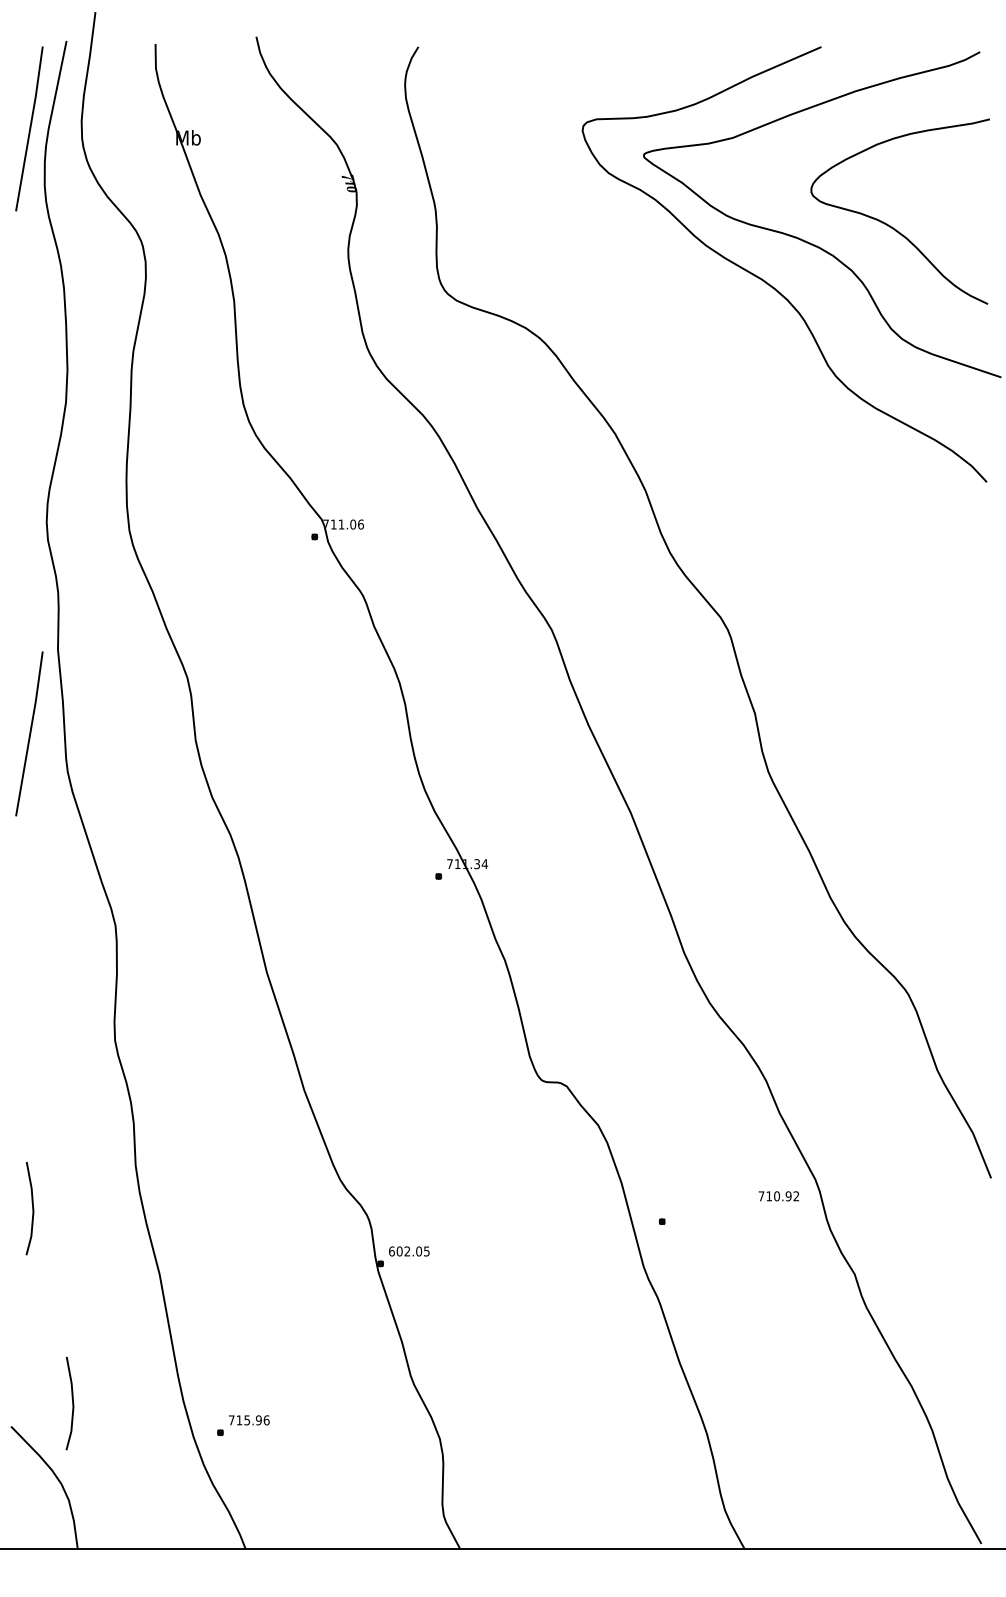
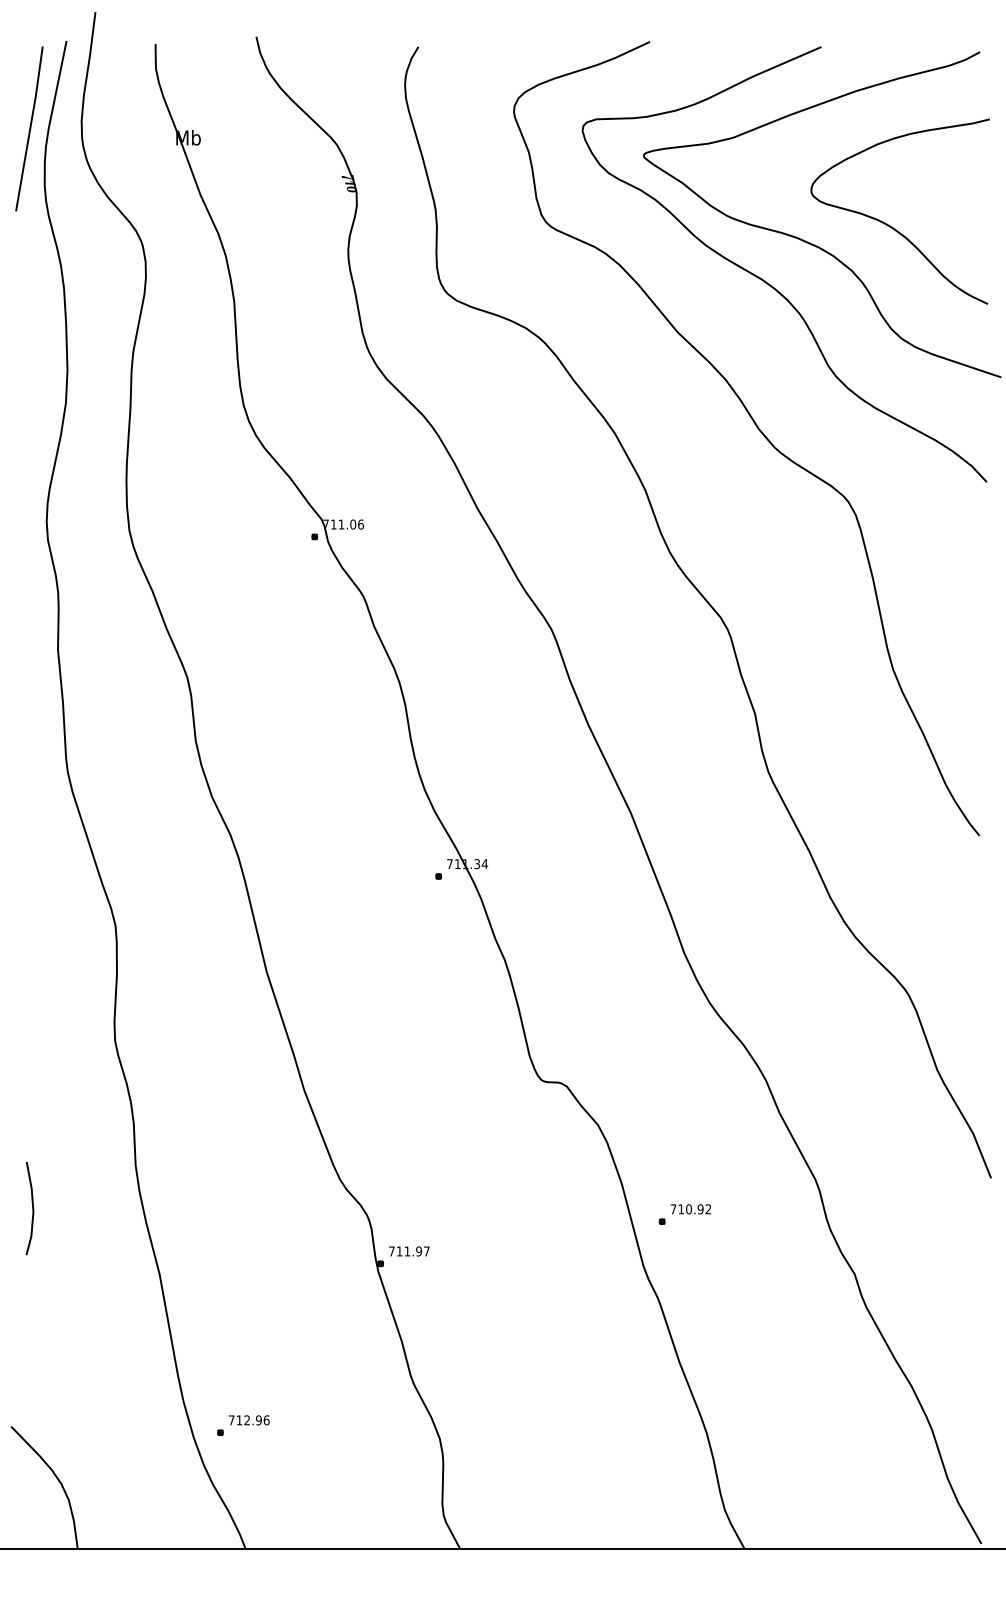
curve: none -> present (758, 430)
line: present -> none (29, 733)
text position: (778, 1196) -> (690, 1209) (690, 1209)
text: 602.05 -> 711.97 (409, 1251)
line: present -> none (72, 1403)
text: 715.96 -> 712.96 (246, 1420)
